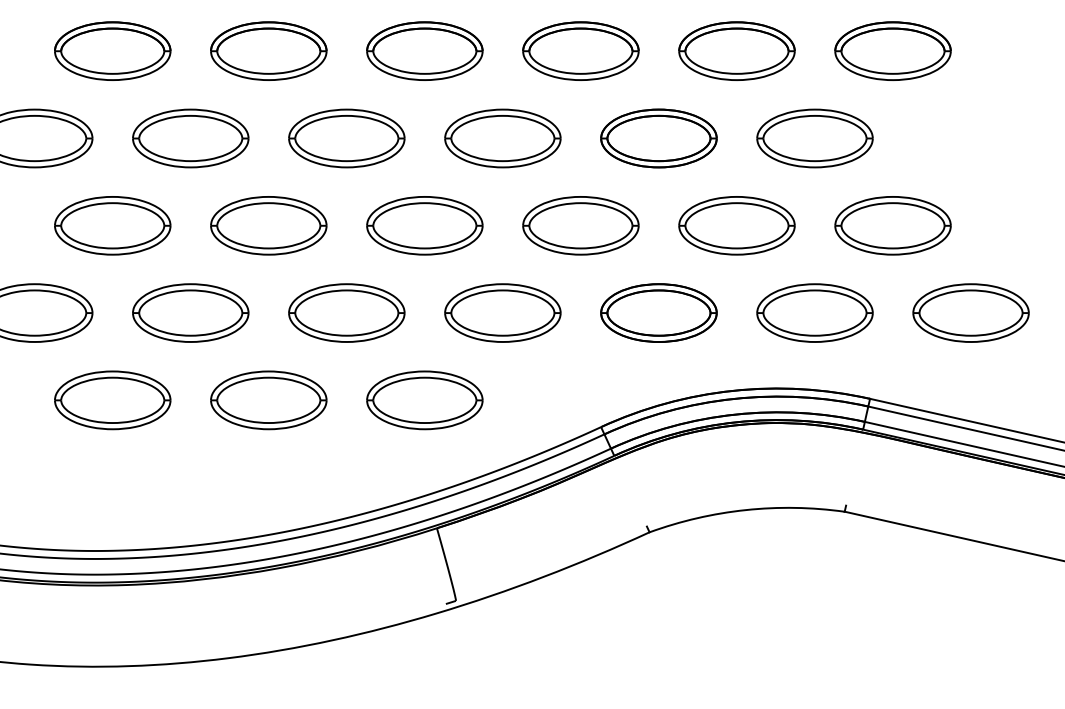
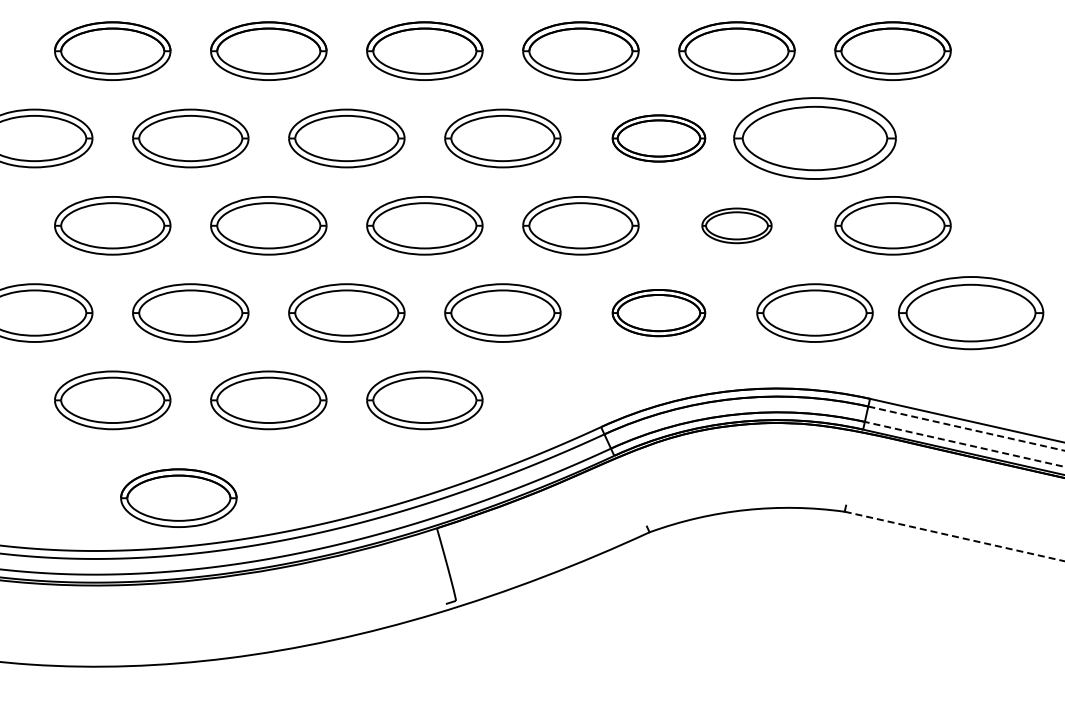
part size: 118x61 px -> 96x49 px (658, 138)
part size: 118x61 px -> 164x83 px (814, 138)
part size: 118x60 px -> 72x38 px (736, 225)
part size: 118x60 px -> 96x49 px (658, 313)
part size: 118x60 px -> 147x75 px (971, 313)
line: solid -> dashed (966, 428)
line: solid -> dashed (964, 444)
part: none -> present (178, 497)
line: solid -> dashed (954, 536)
